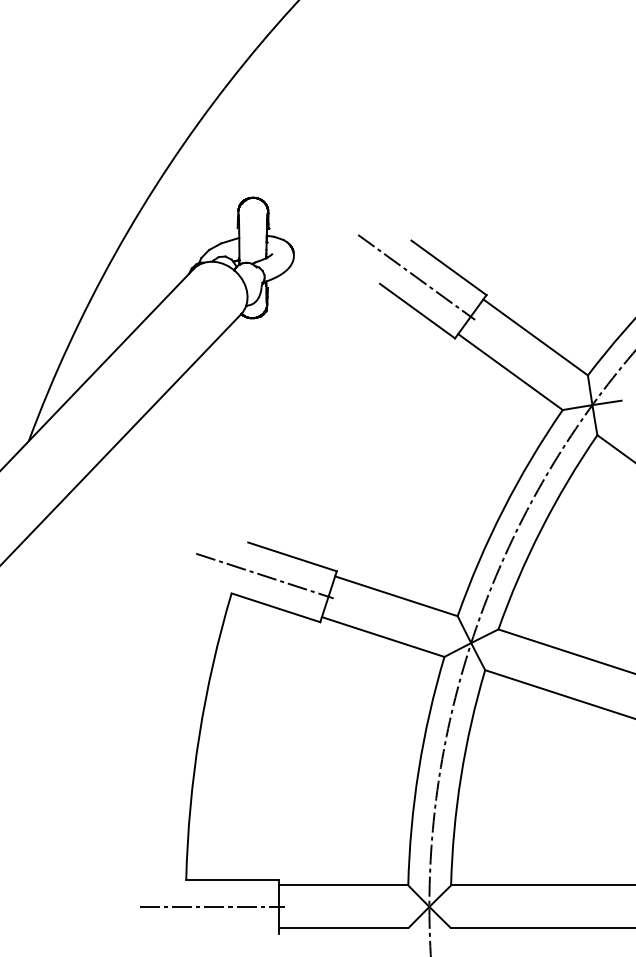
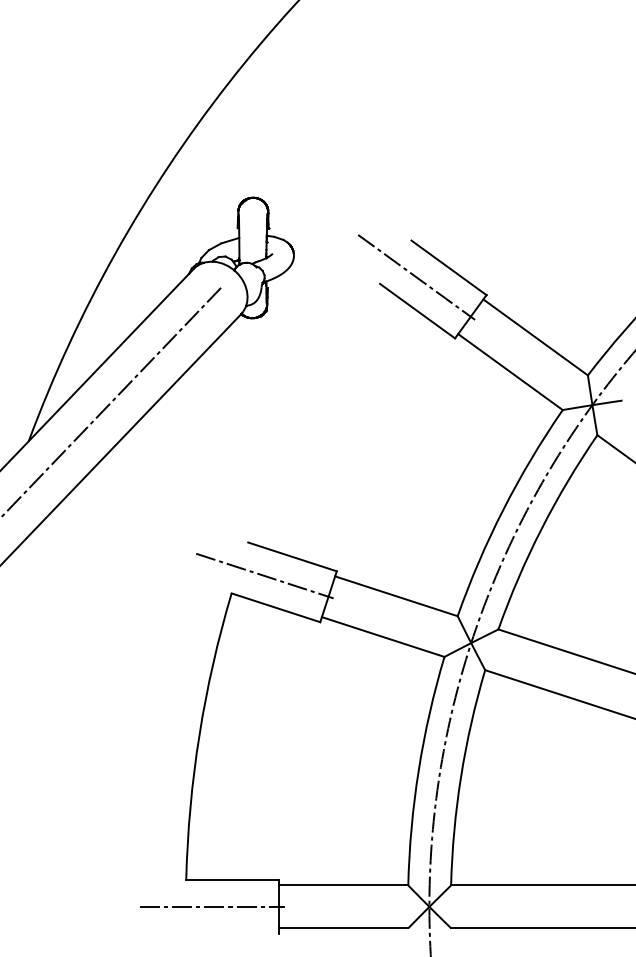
line: none -> present (111, 401)
